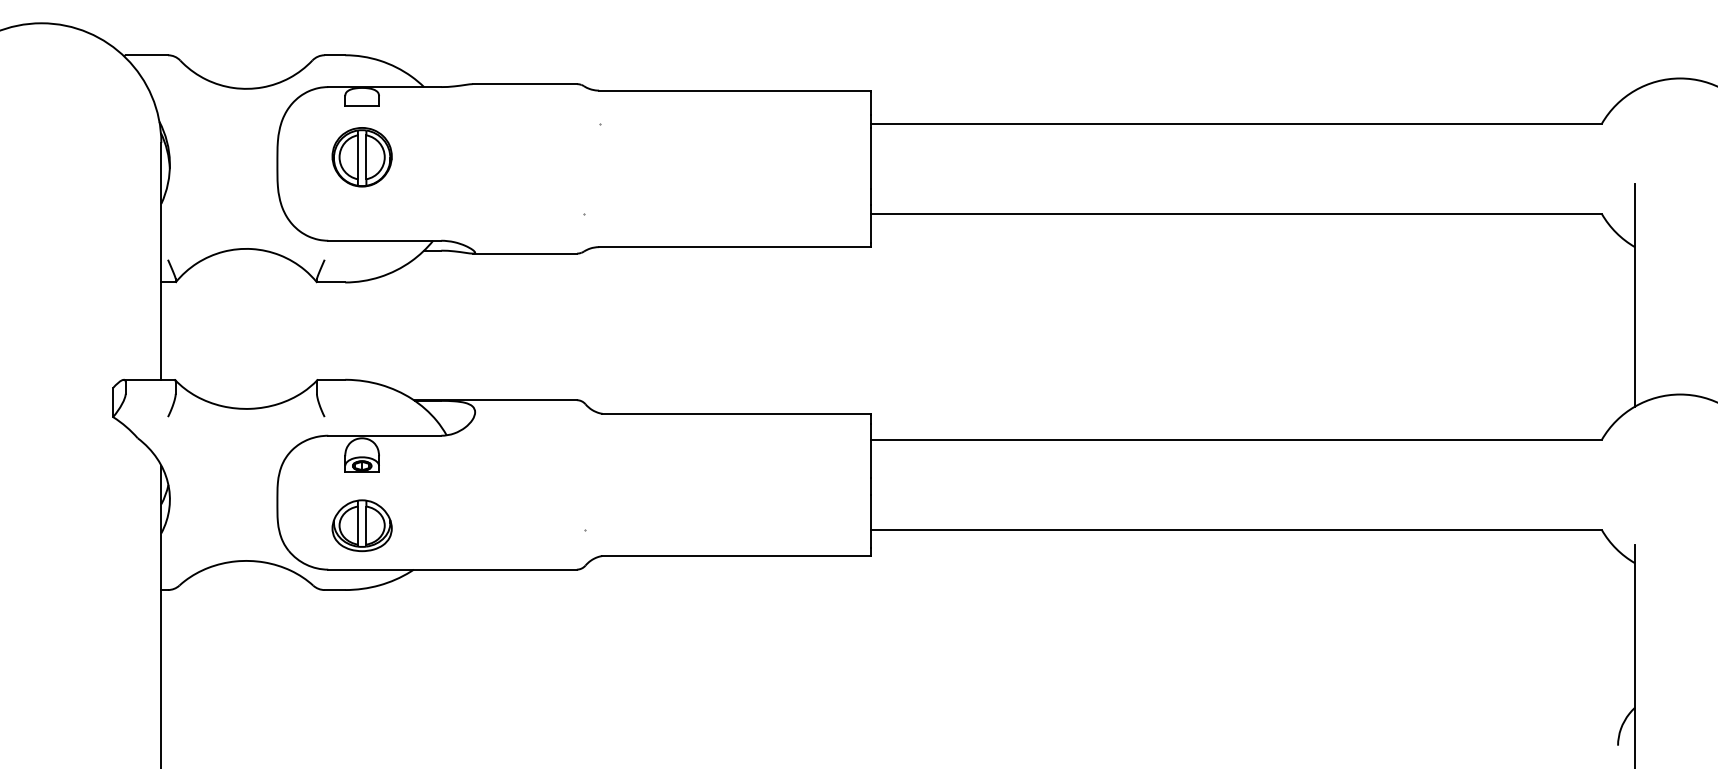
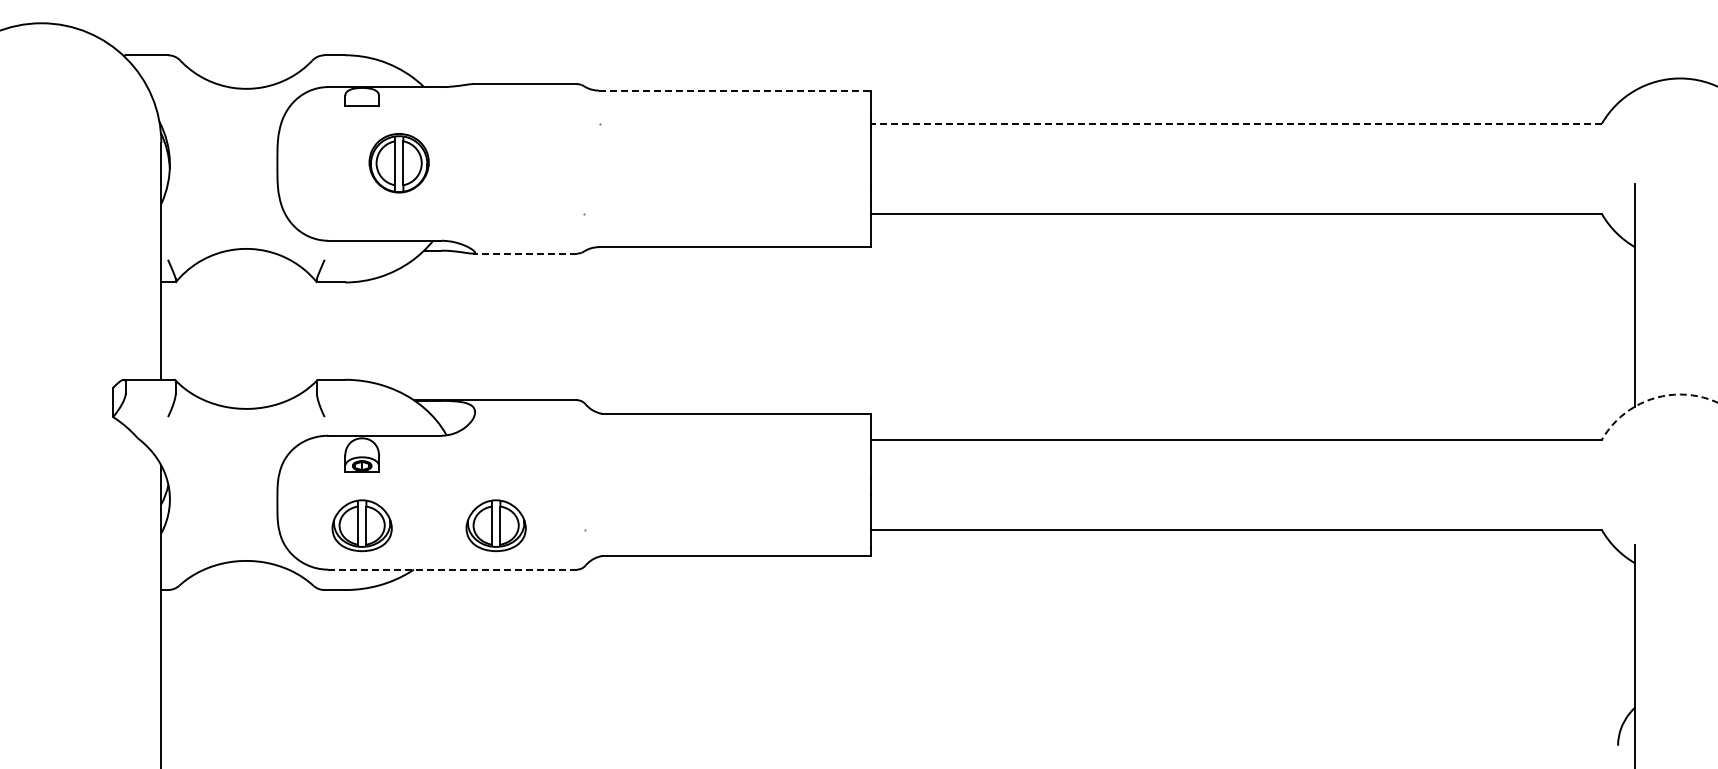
line: solid -> dashed (734, 90)
line: solid -> dashed (1236, 123)
part position: (361, 157) -> (398, 163) (398, 163)
line: solid -> dashed (524, 253)
arc: solid -> dashed (1652, 398)
part: none -> present (495, 525)
line: solid -> dashed (452, 569)
